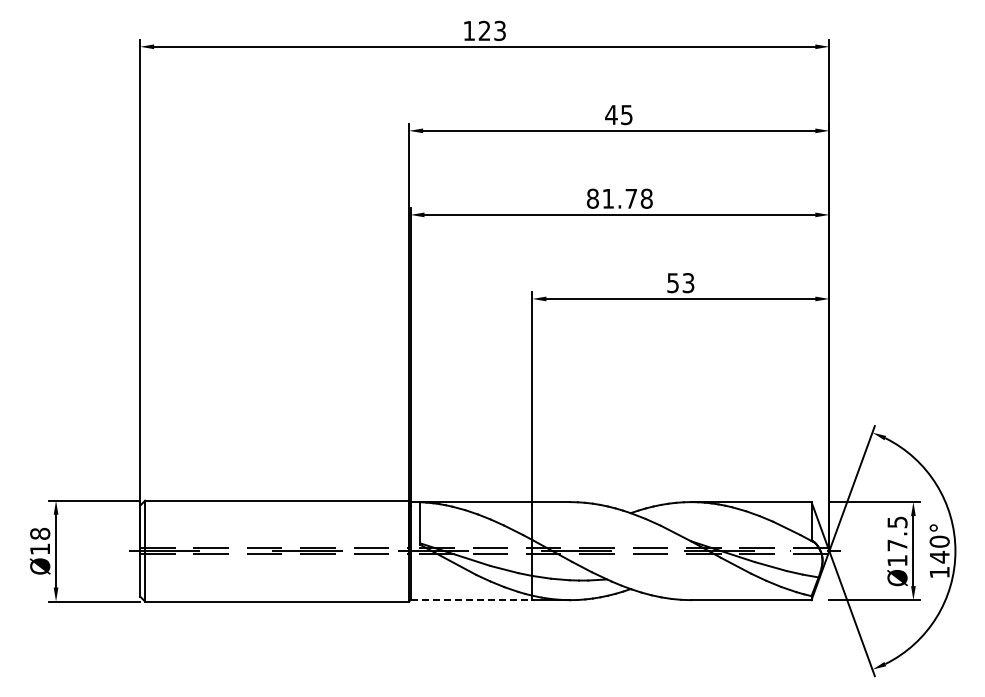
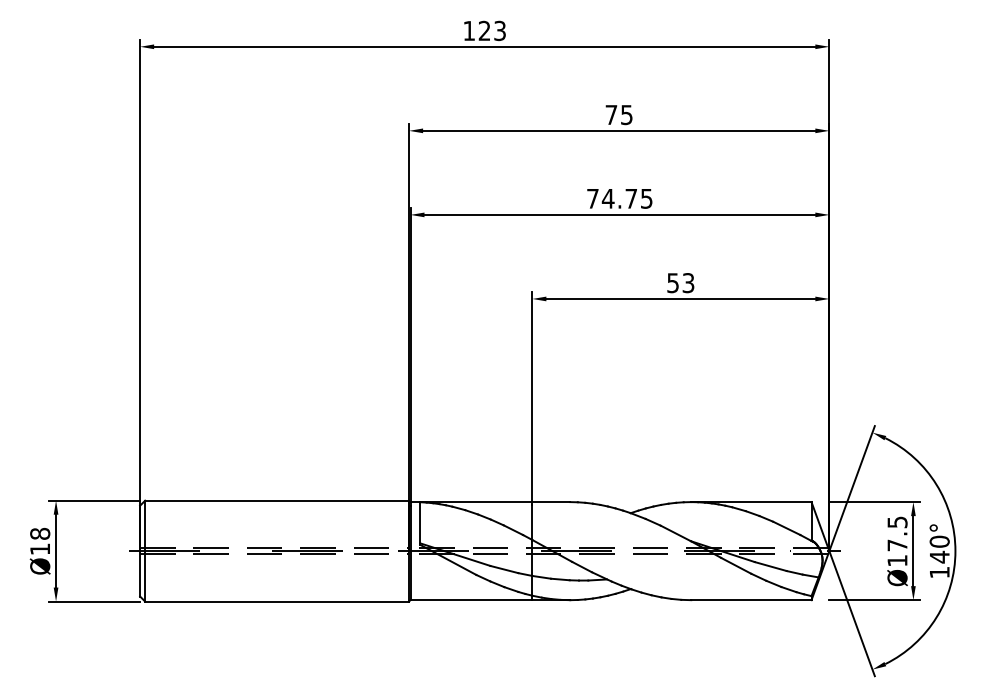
text: 45 -> 75 (611, 114)
text: 81.78 -> 74.75 (619, 198)
line: dashed -> solid (471, 600)
